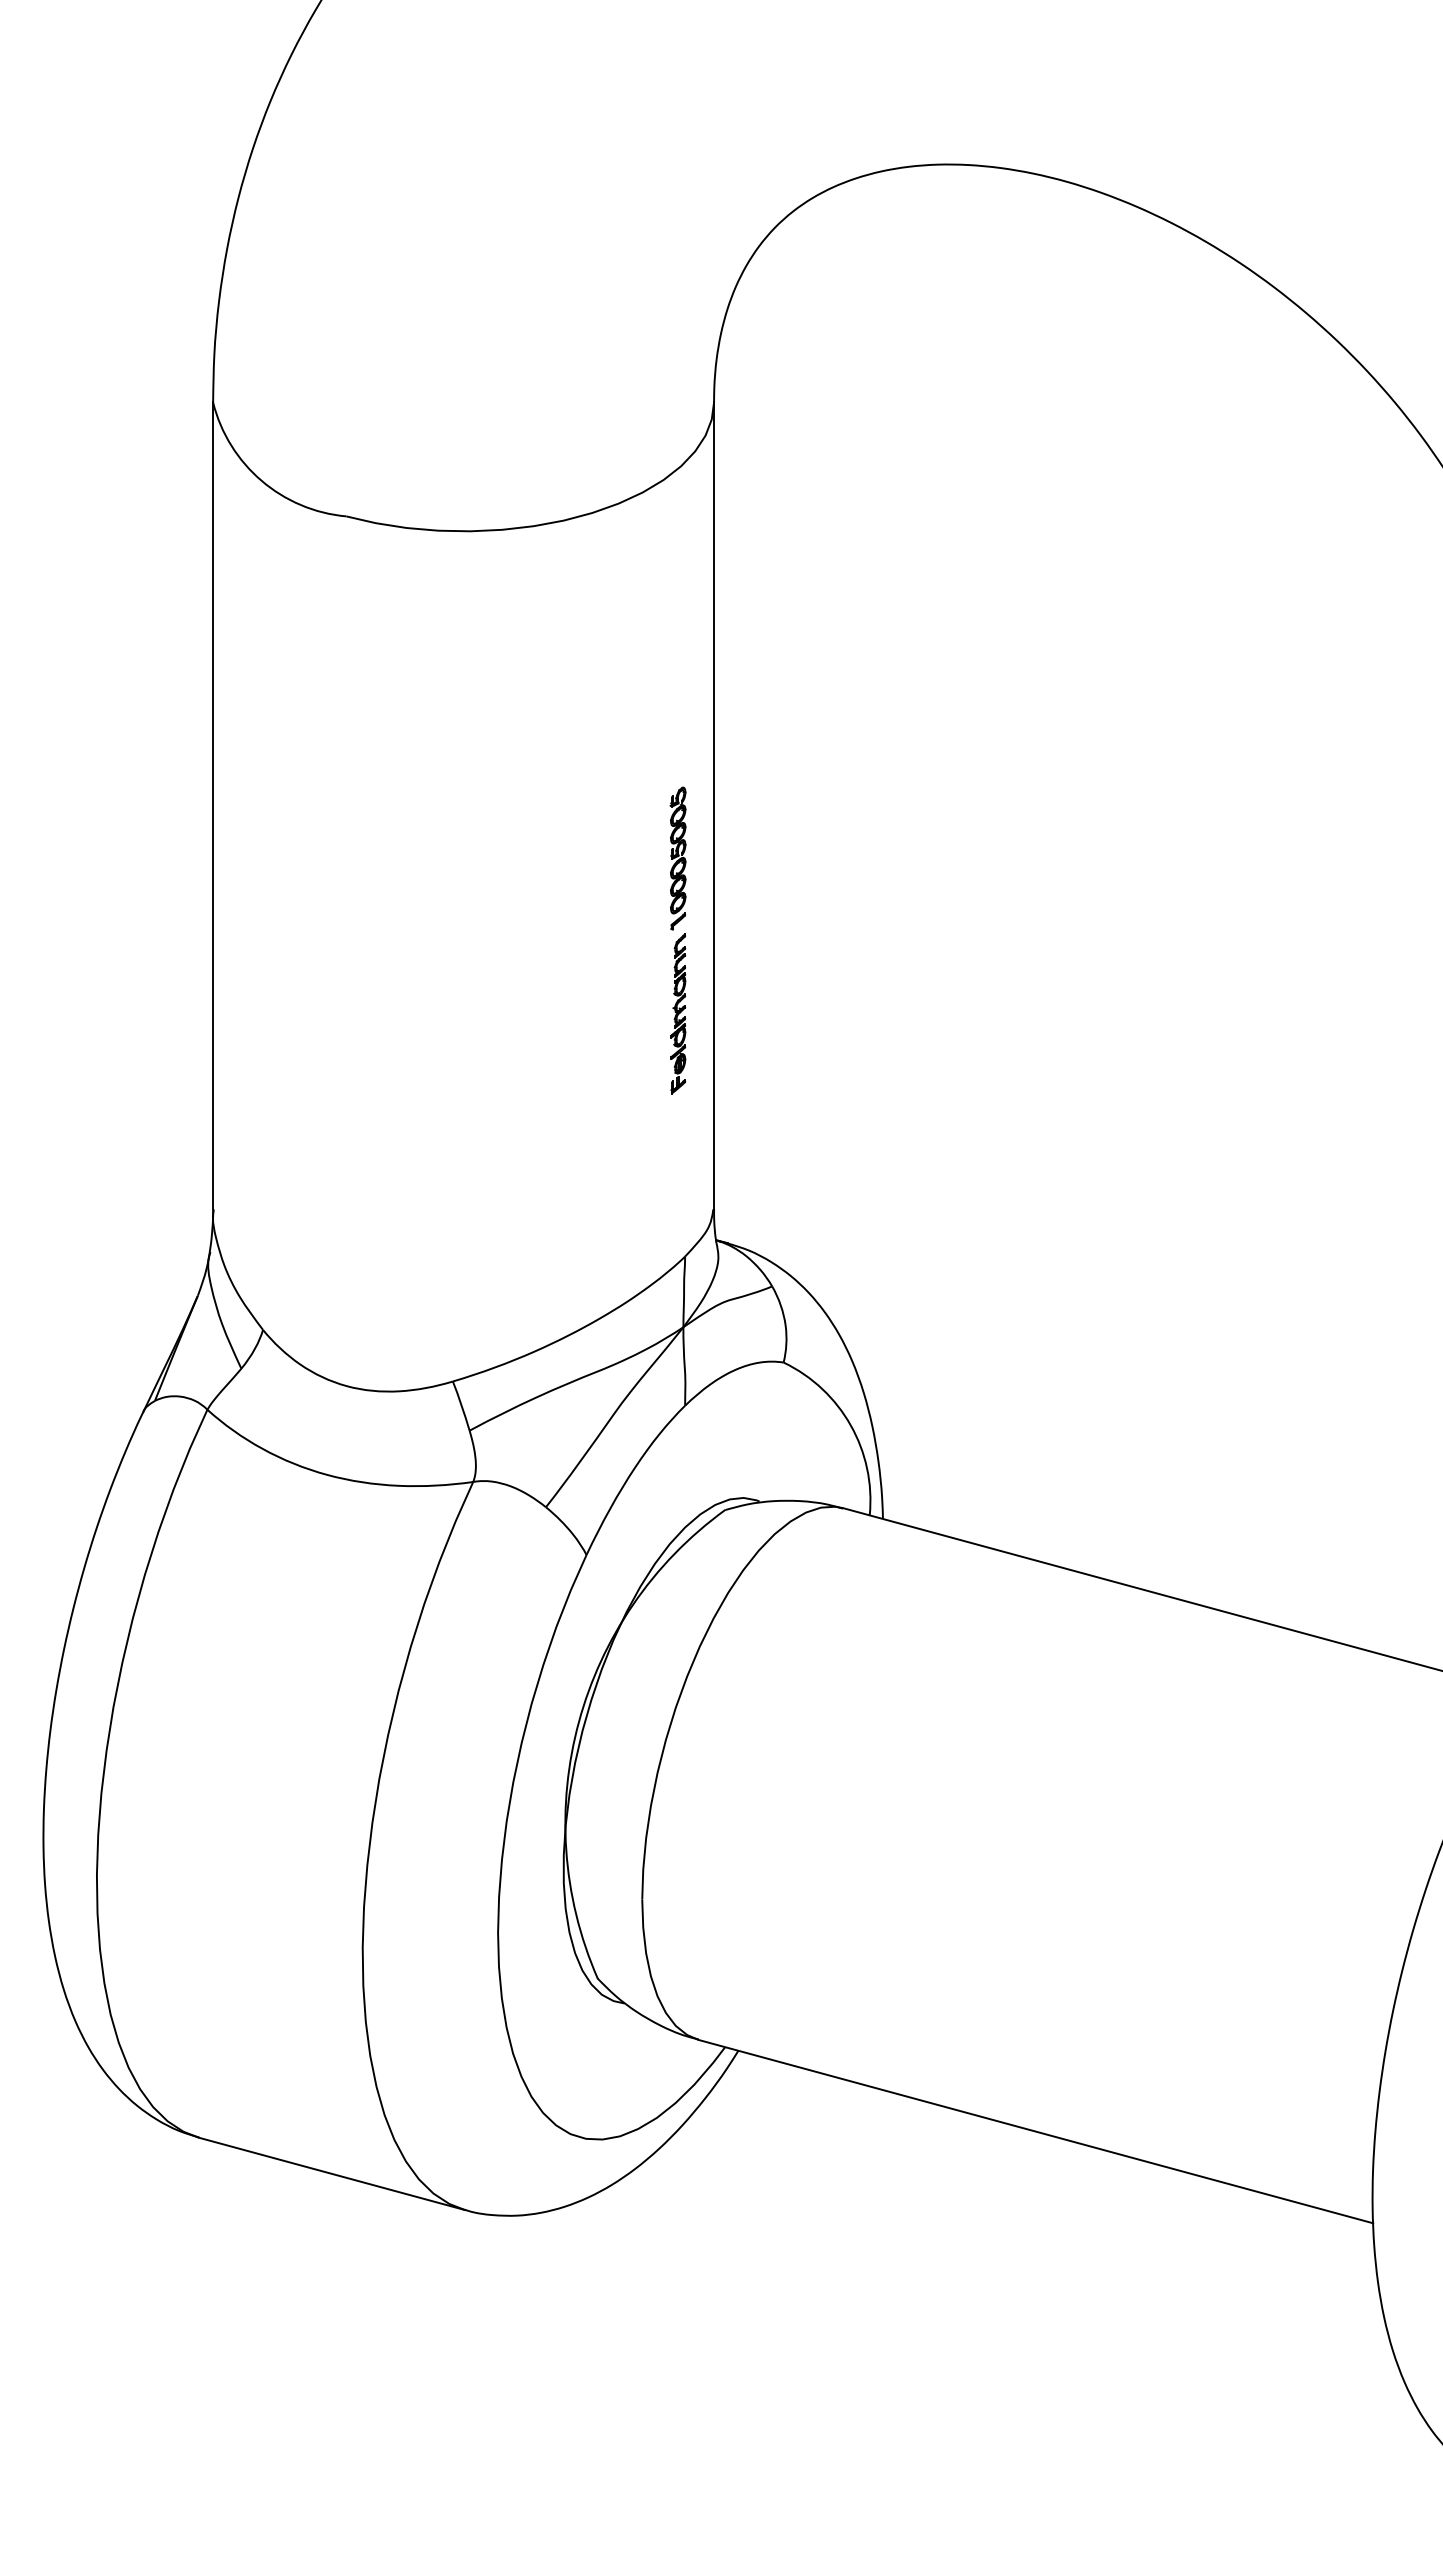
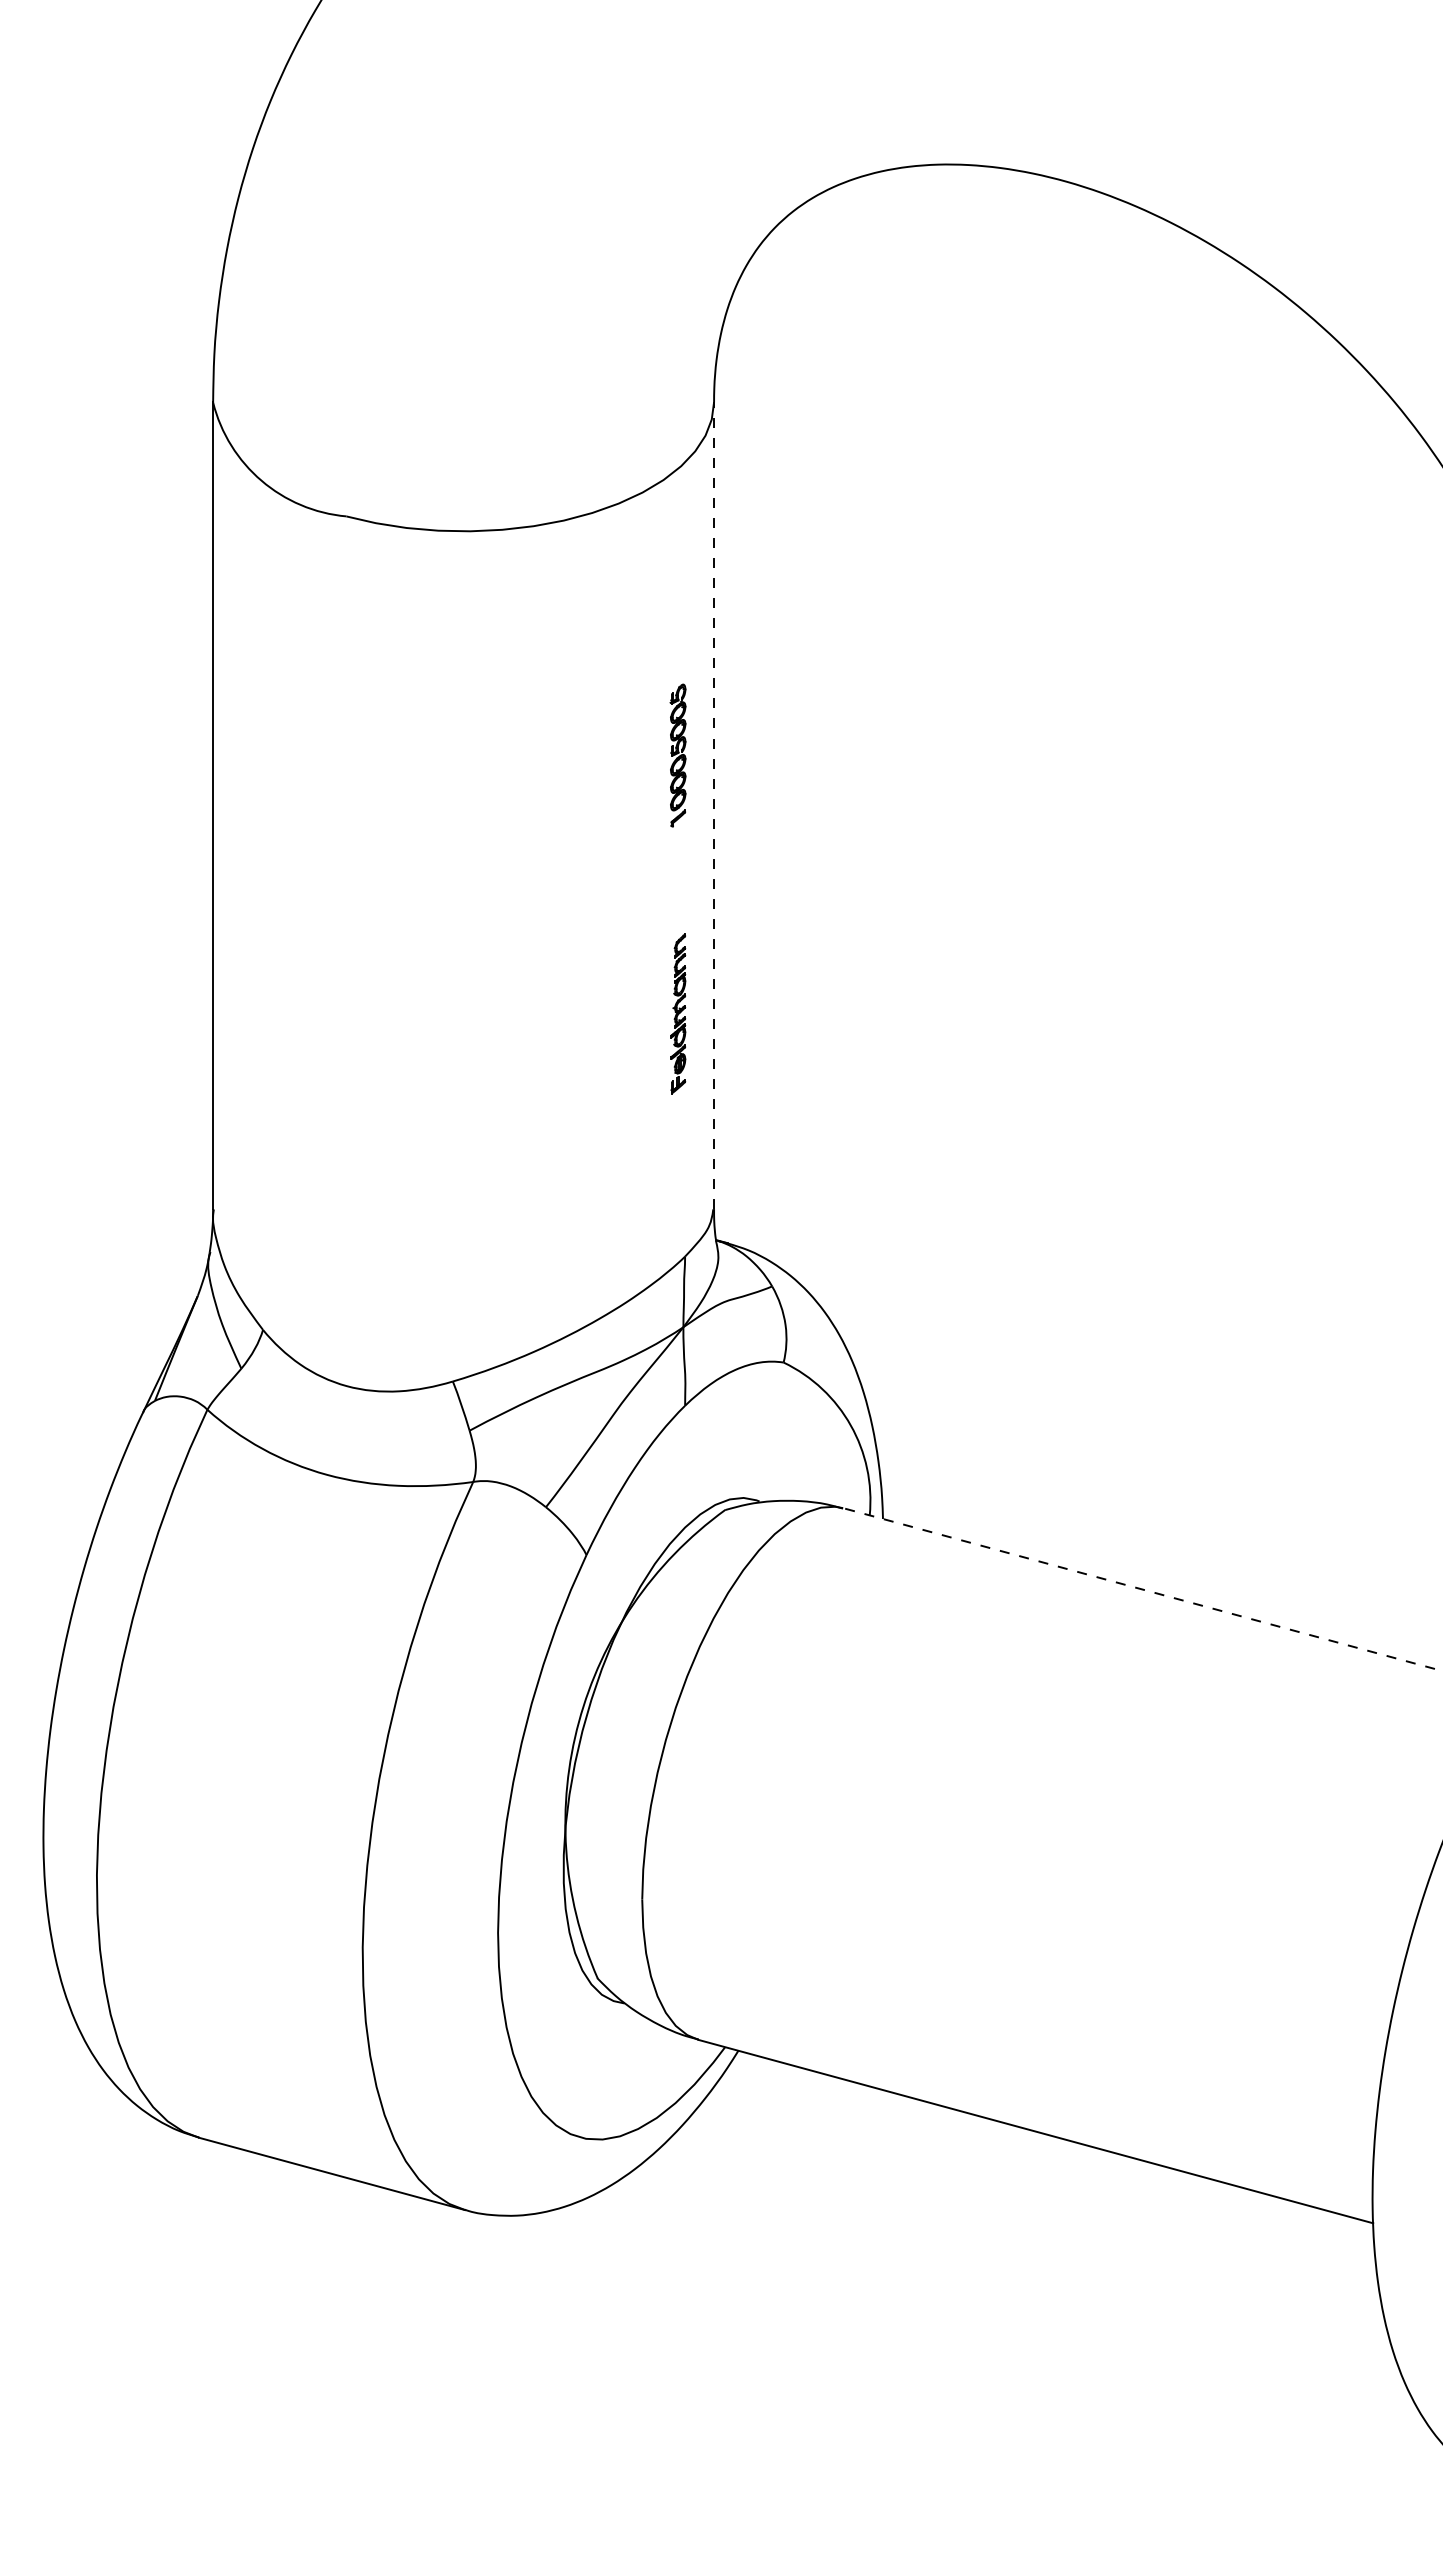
line: solid -> dashed (714, 805)
part position: (677, 858) -> (677, 755) (677, 755)
line: solid -> dashed (1142, 1589)
